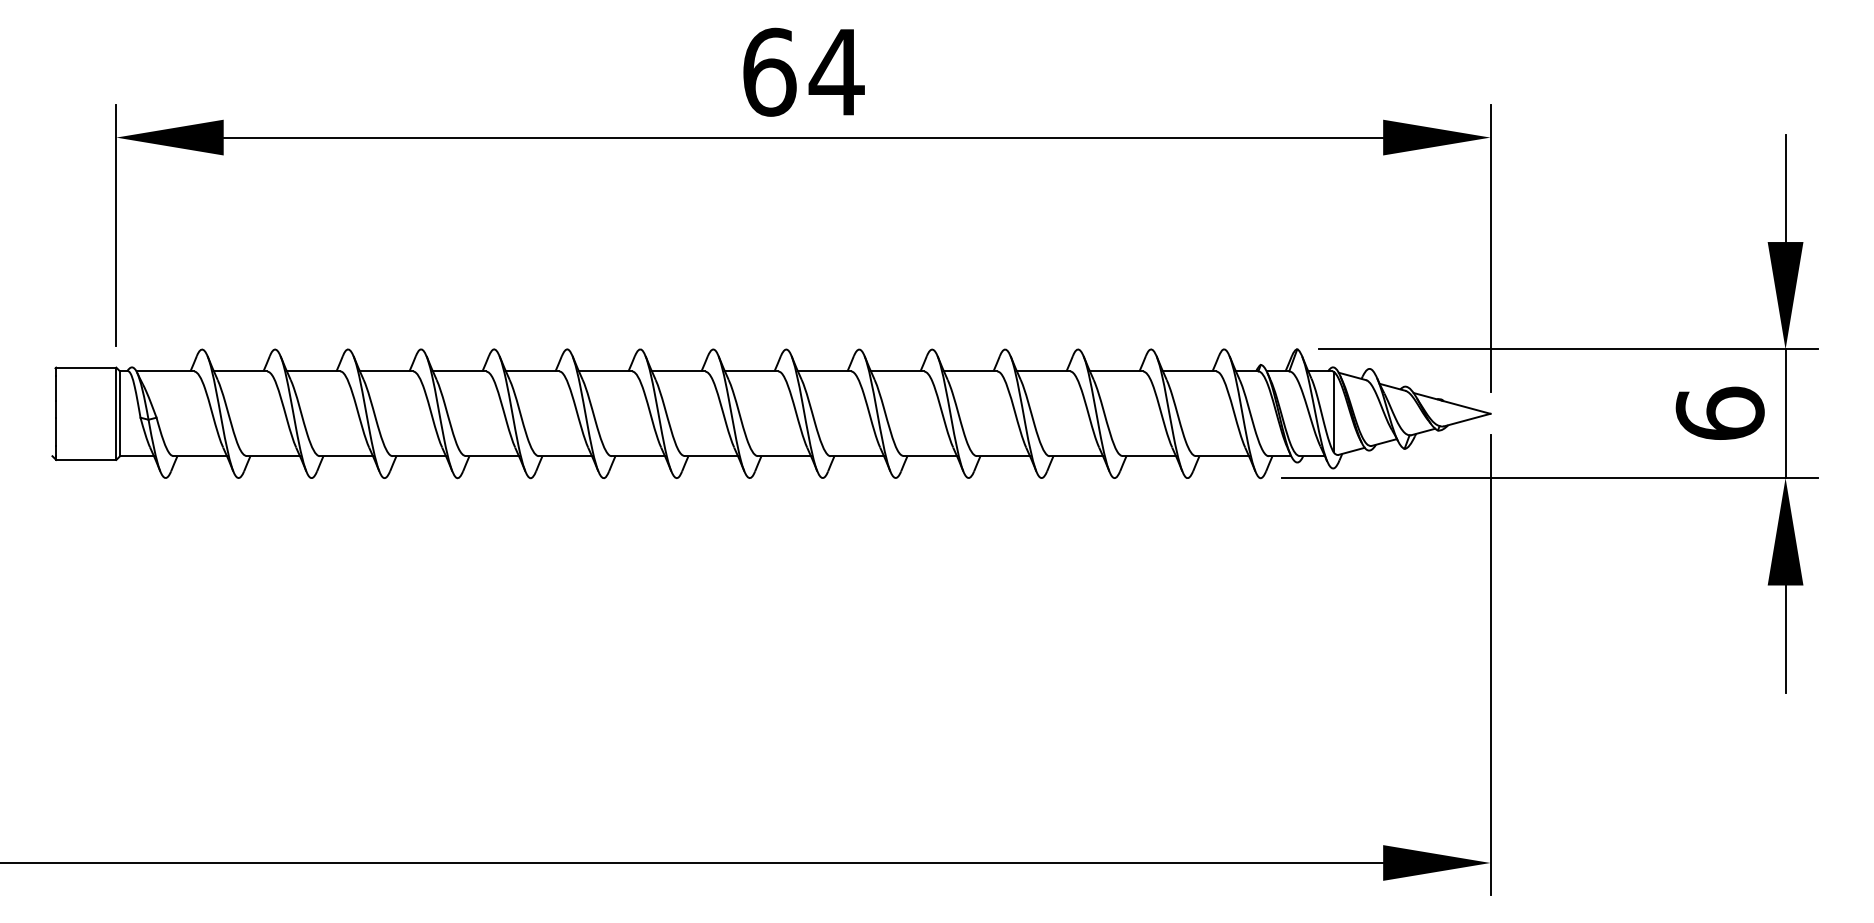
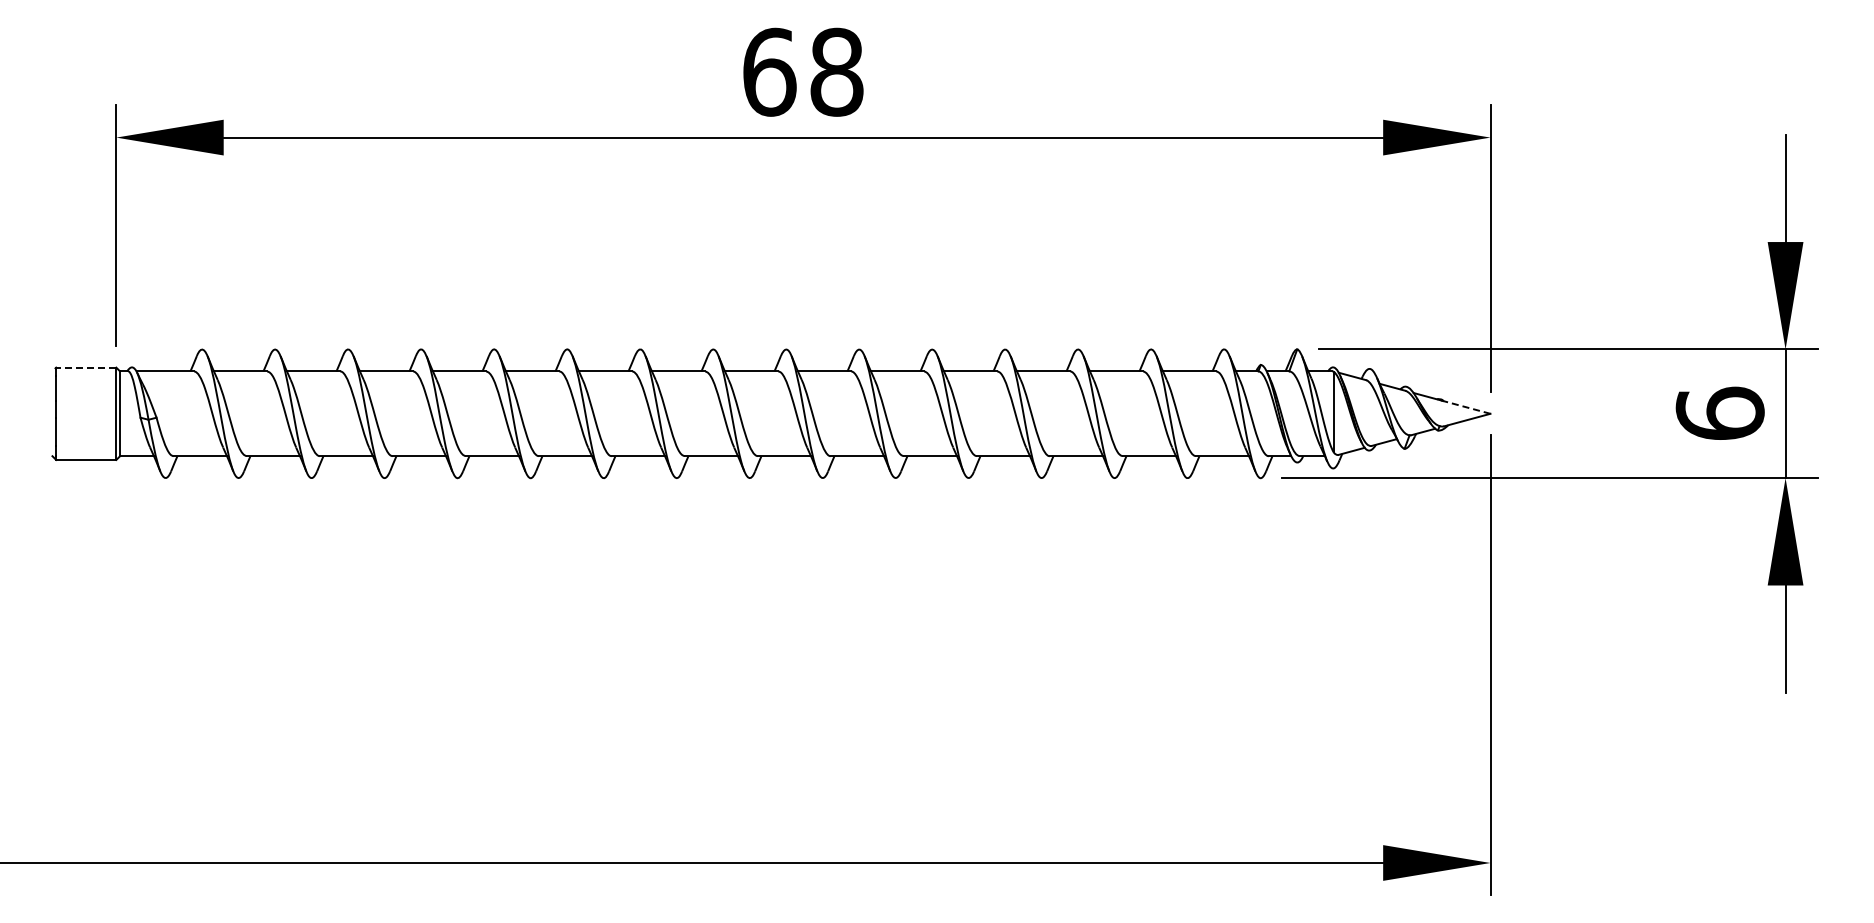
text: 64 -> 68 (836, 71)
line: solid -> dashed (85, 367)
line: solid -> dashed (1466, 407)
